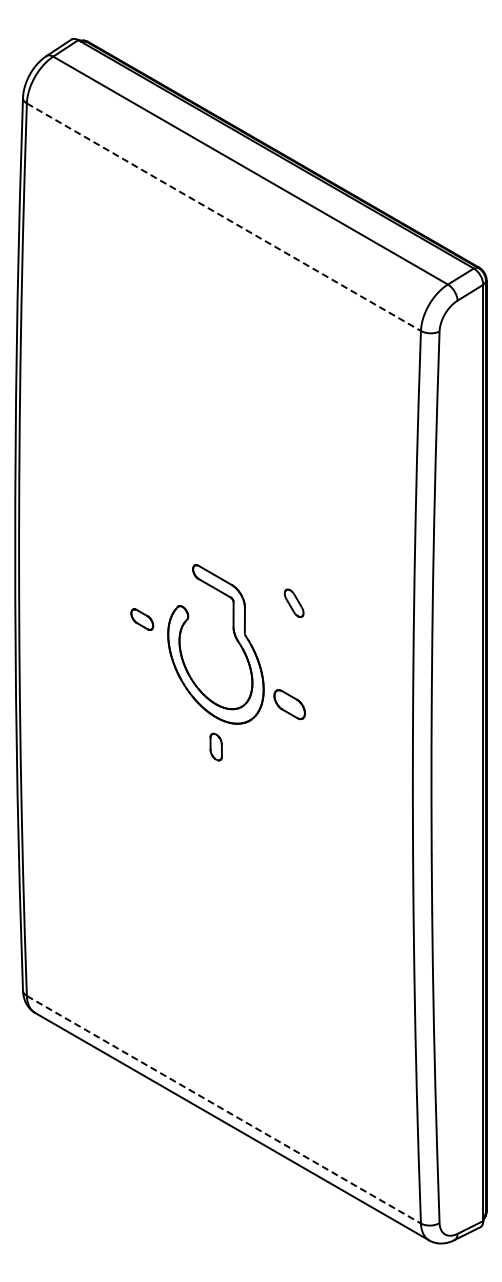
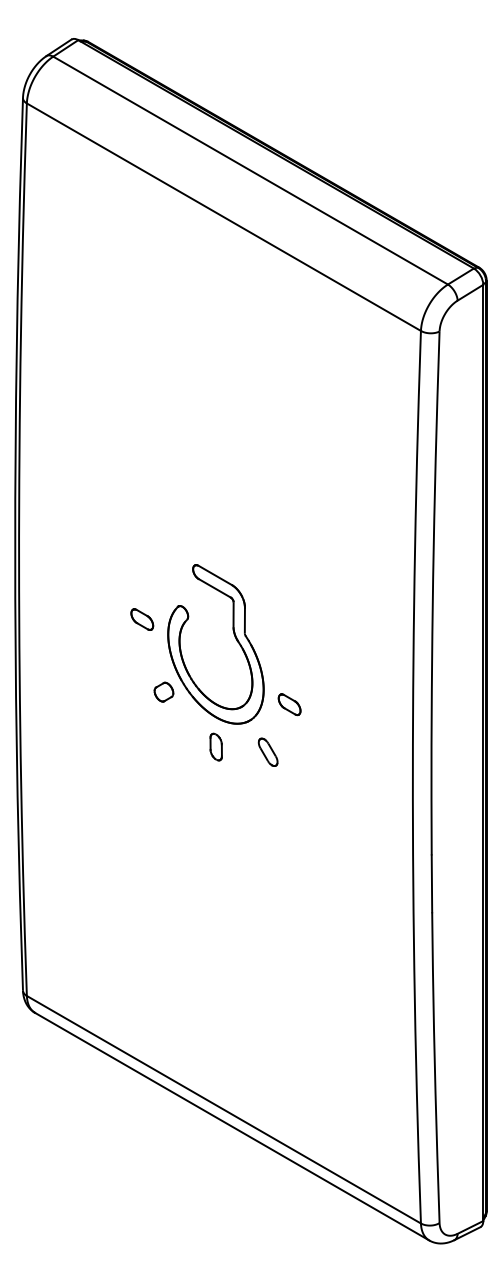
line: dashed -> solid (223, 217)
part position: (293, 602) -> (267, 751) (267, 751)
part: none -> present (163, 691)
part size: 33x32 px -> 25x24 px (289, 704)
line: dashed -> solid (223, 1109)
